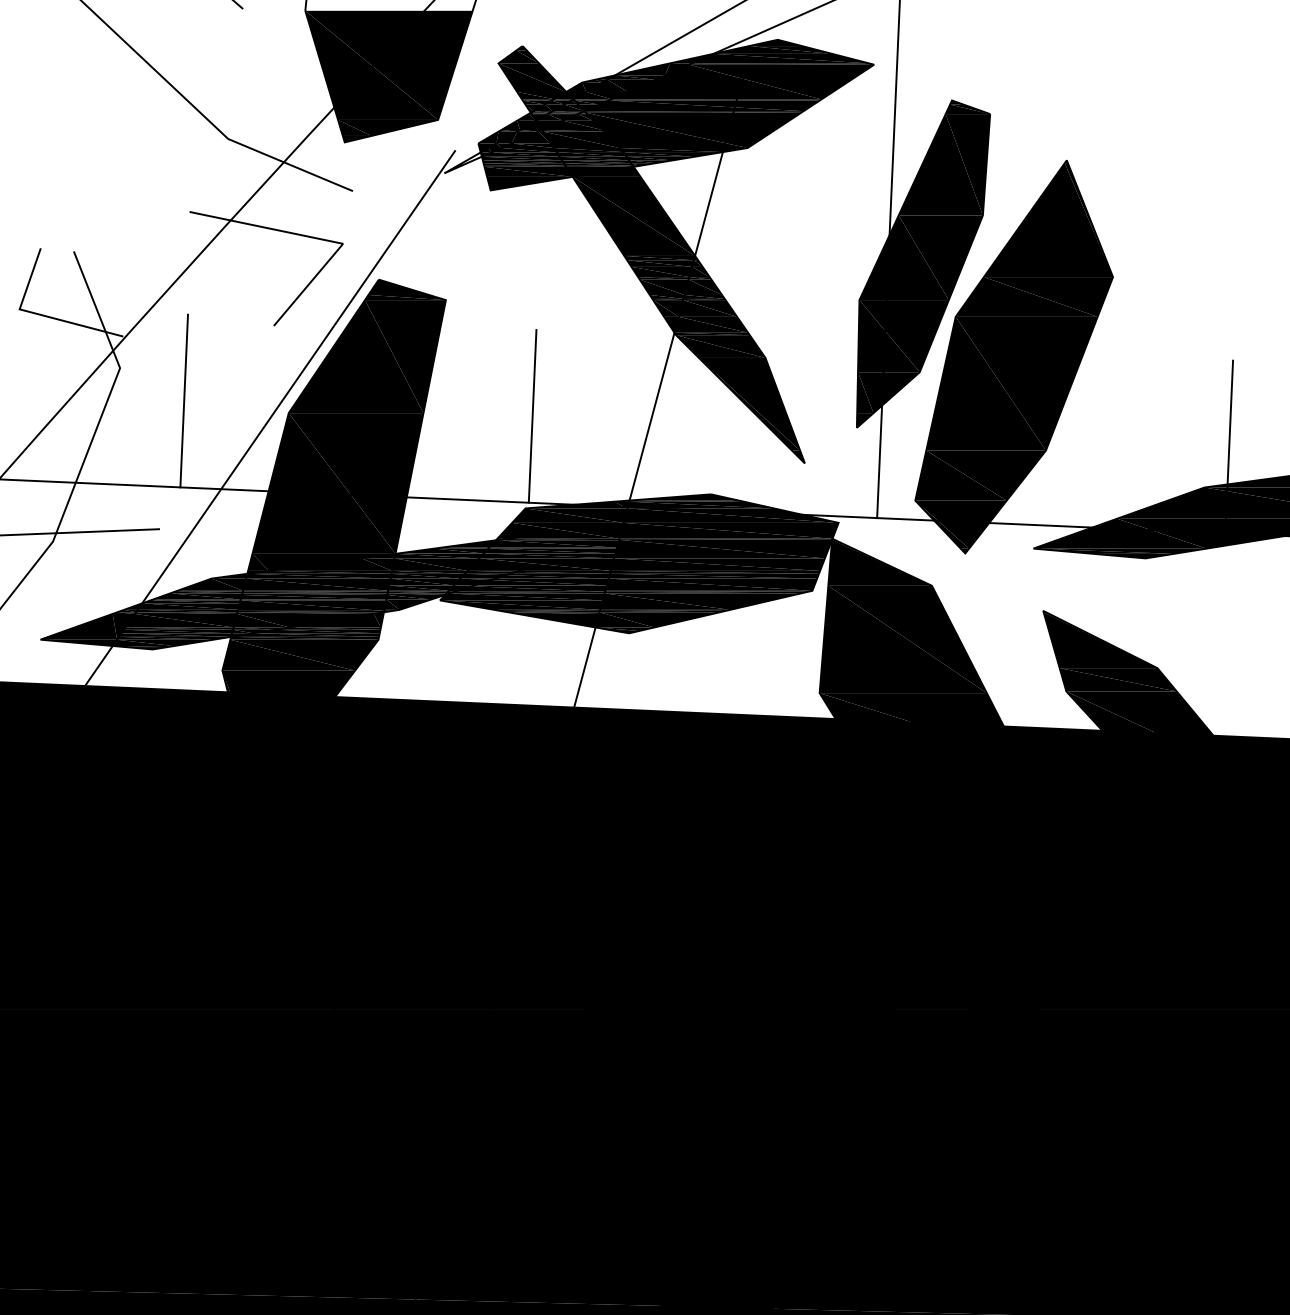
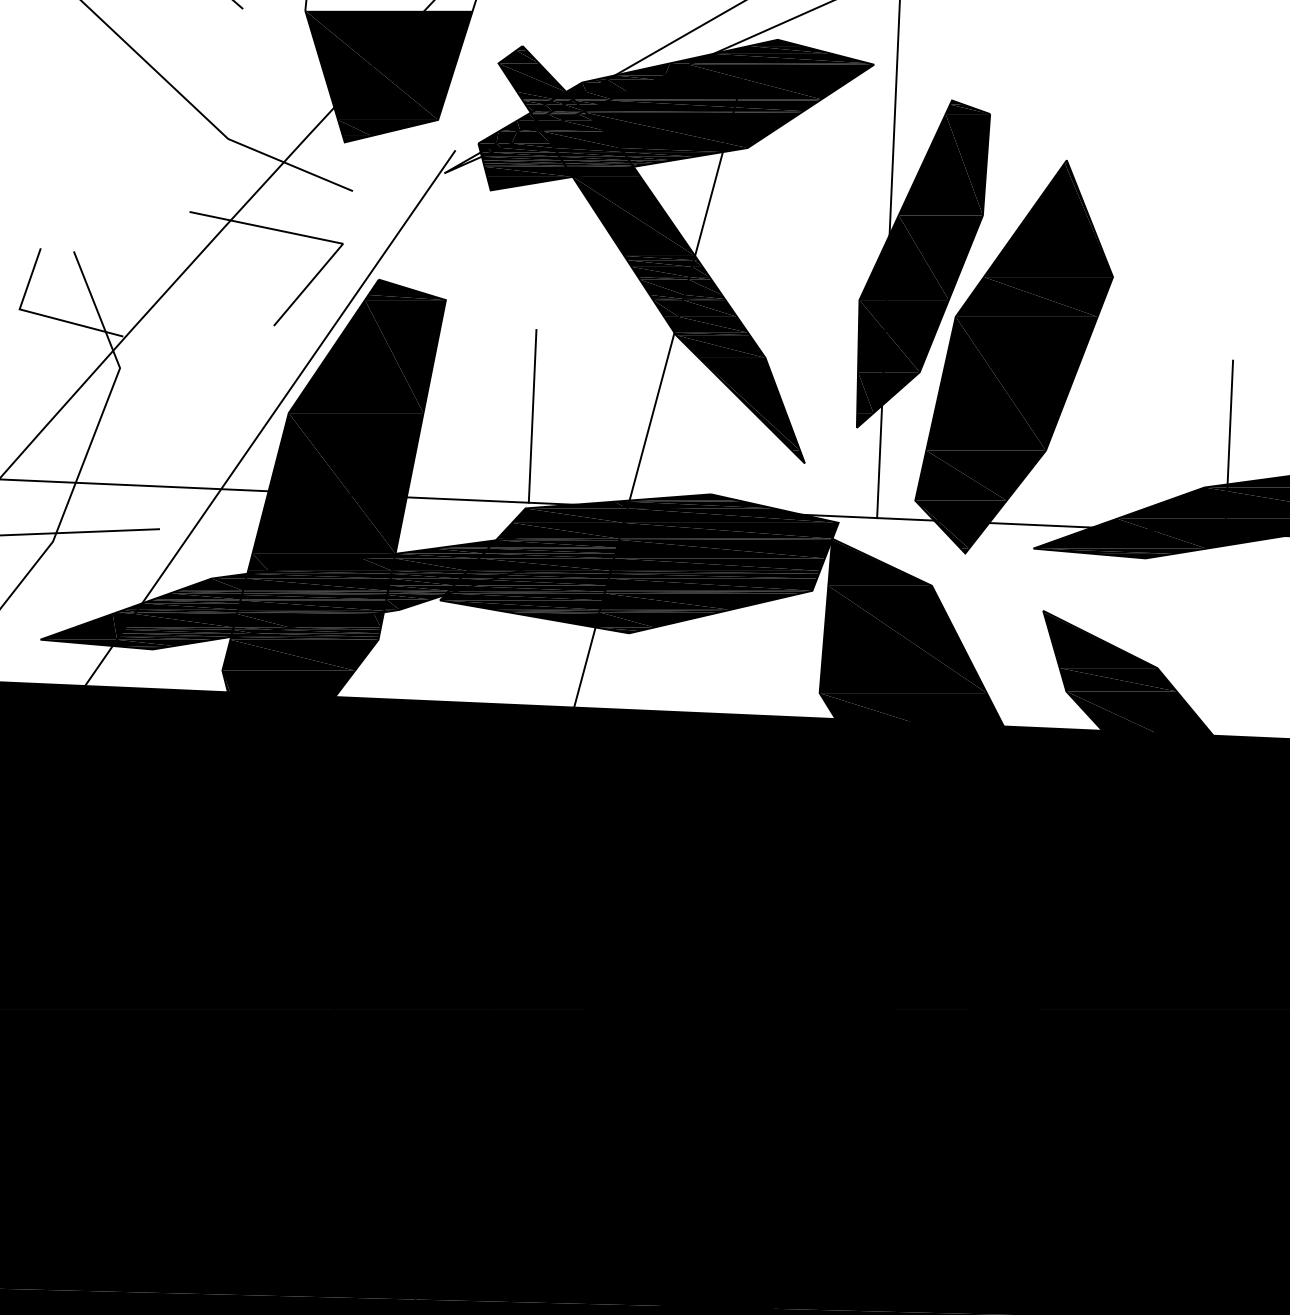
line: present -> none (184, 400)
